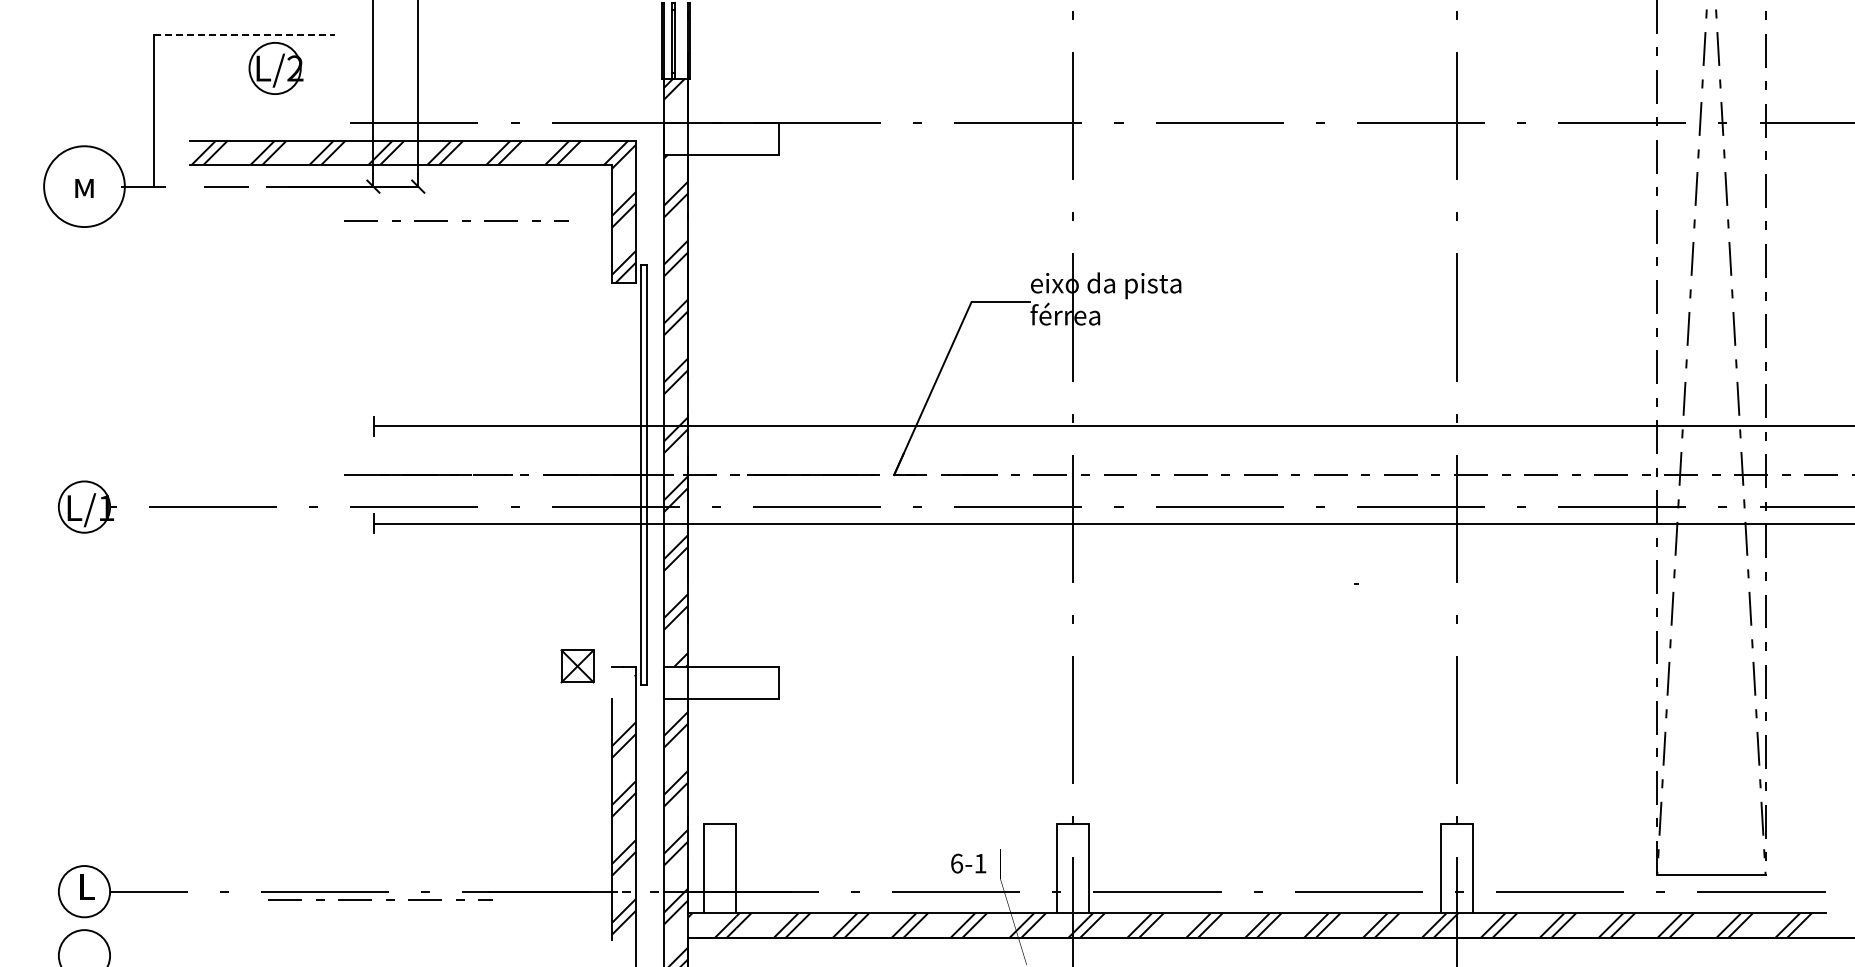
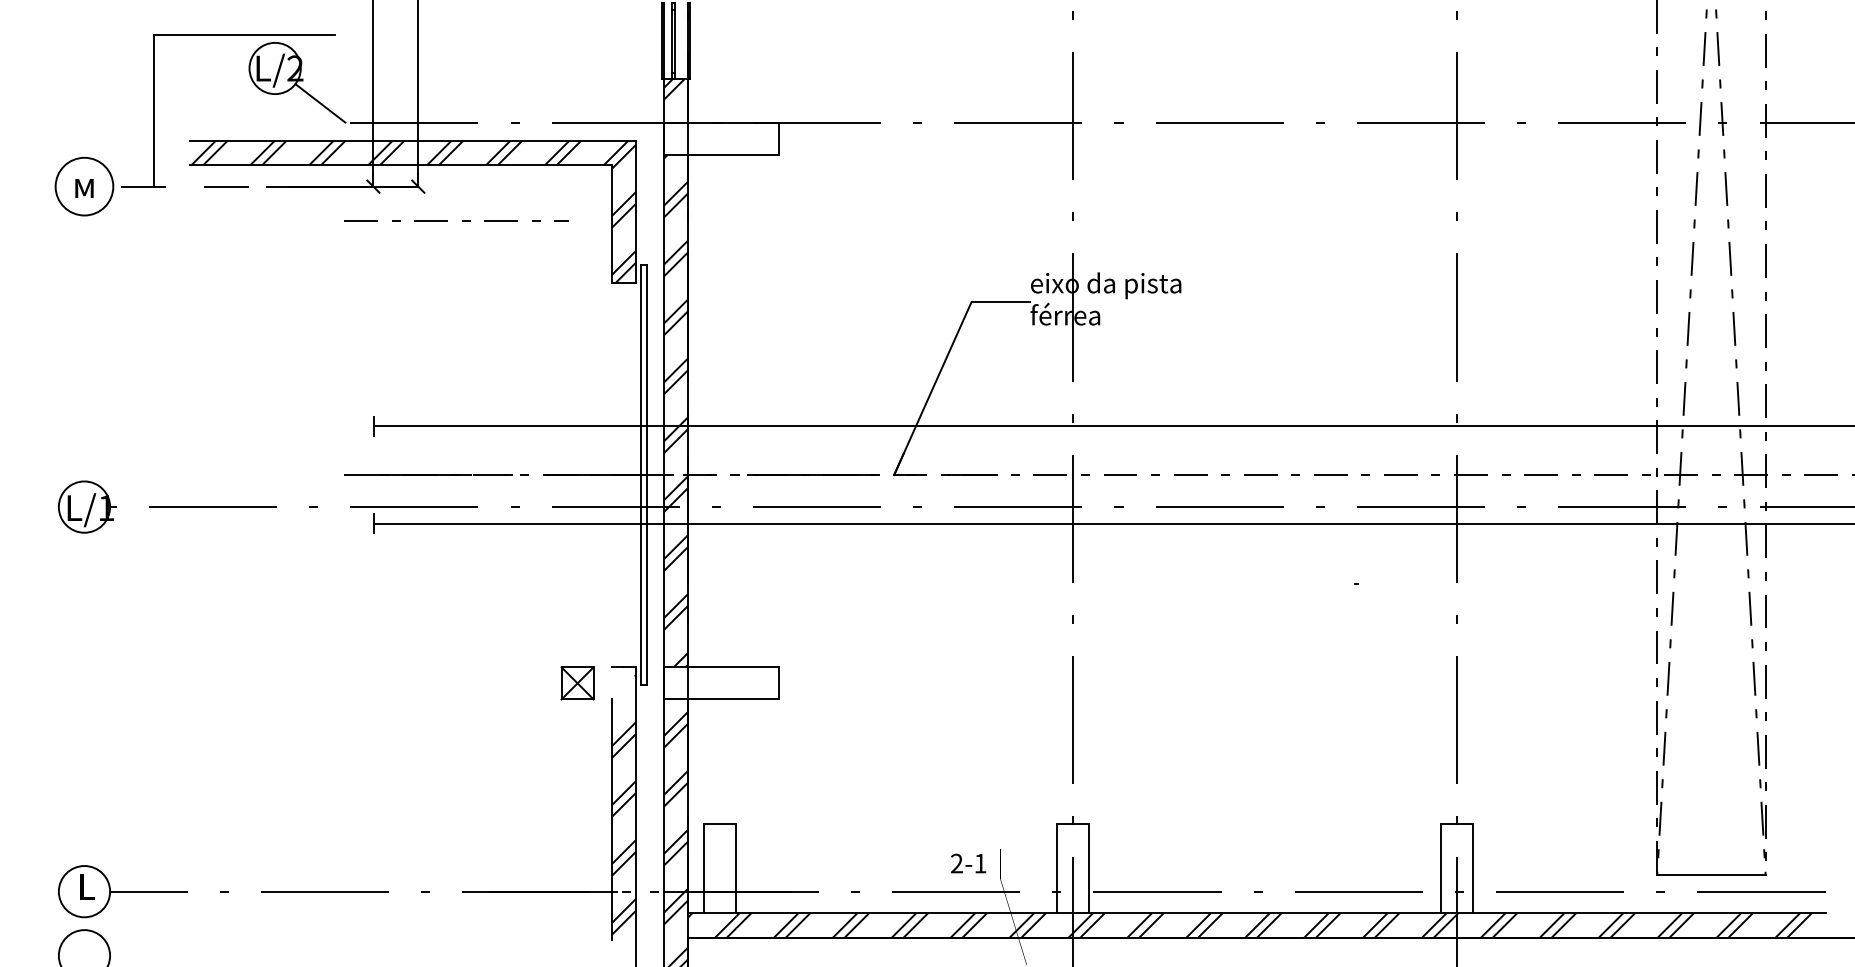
line: dashed -> solid (244, 34)
line: none -> present (320, 103)
circle diameter: 81 px -> 58 px (84, 186)
part position: (577, 666) -> (577, 683) (577, 683)
text: 6-1 -> 2-1 (956, 863)
line: present -> none (386, 899)
